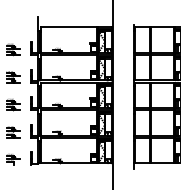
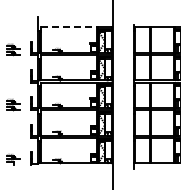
line: solid -> dashed (69, 27)
part: present -> none (13, 77)
part: present -> none (13, 132)
